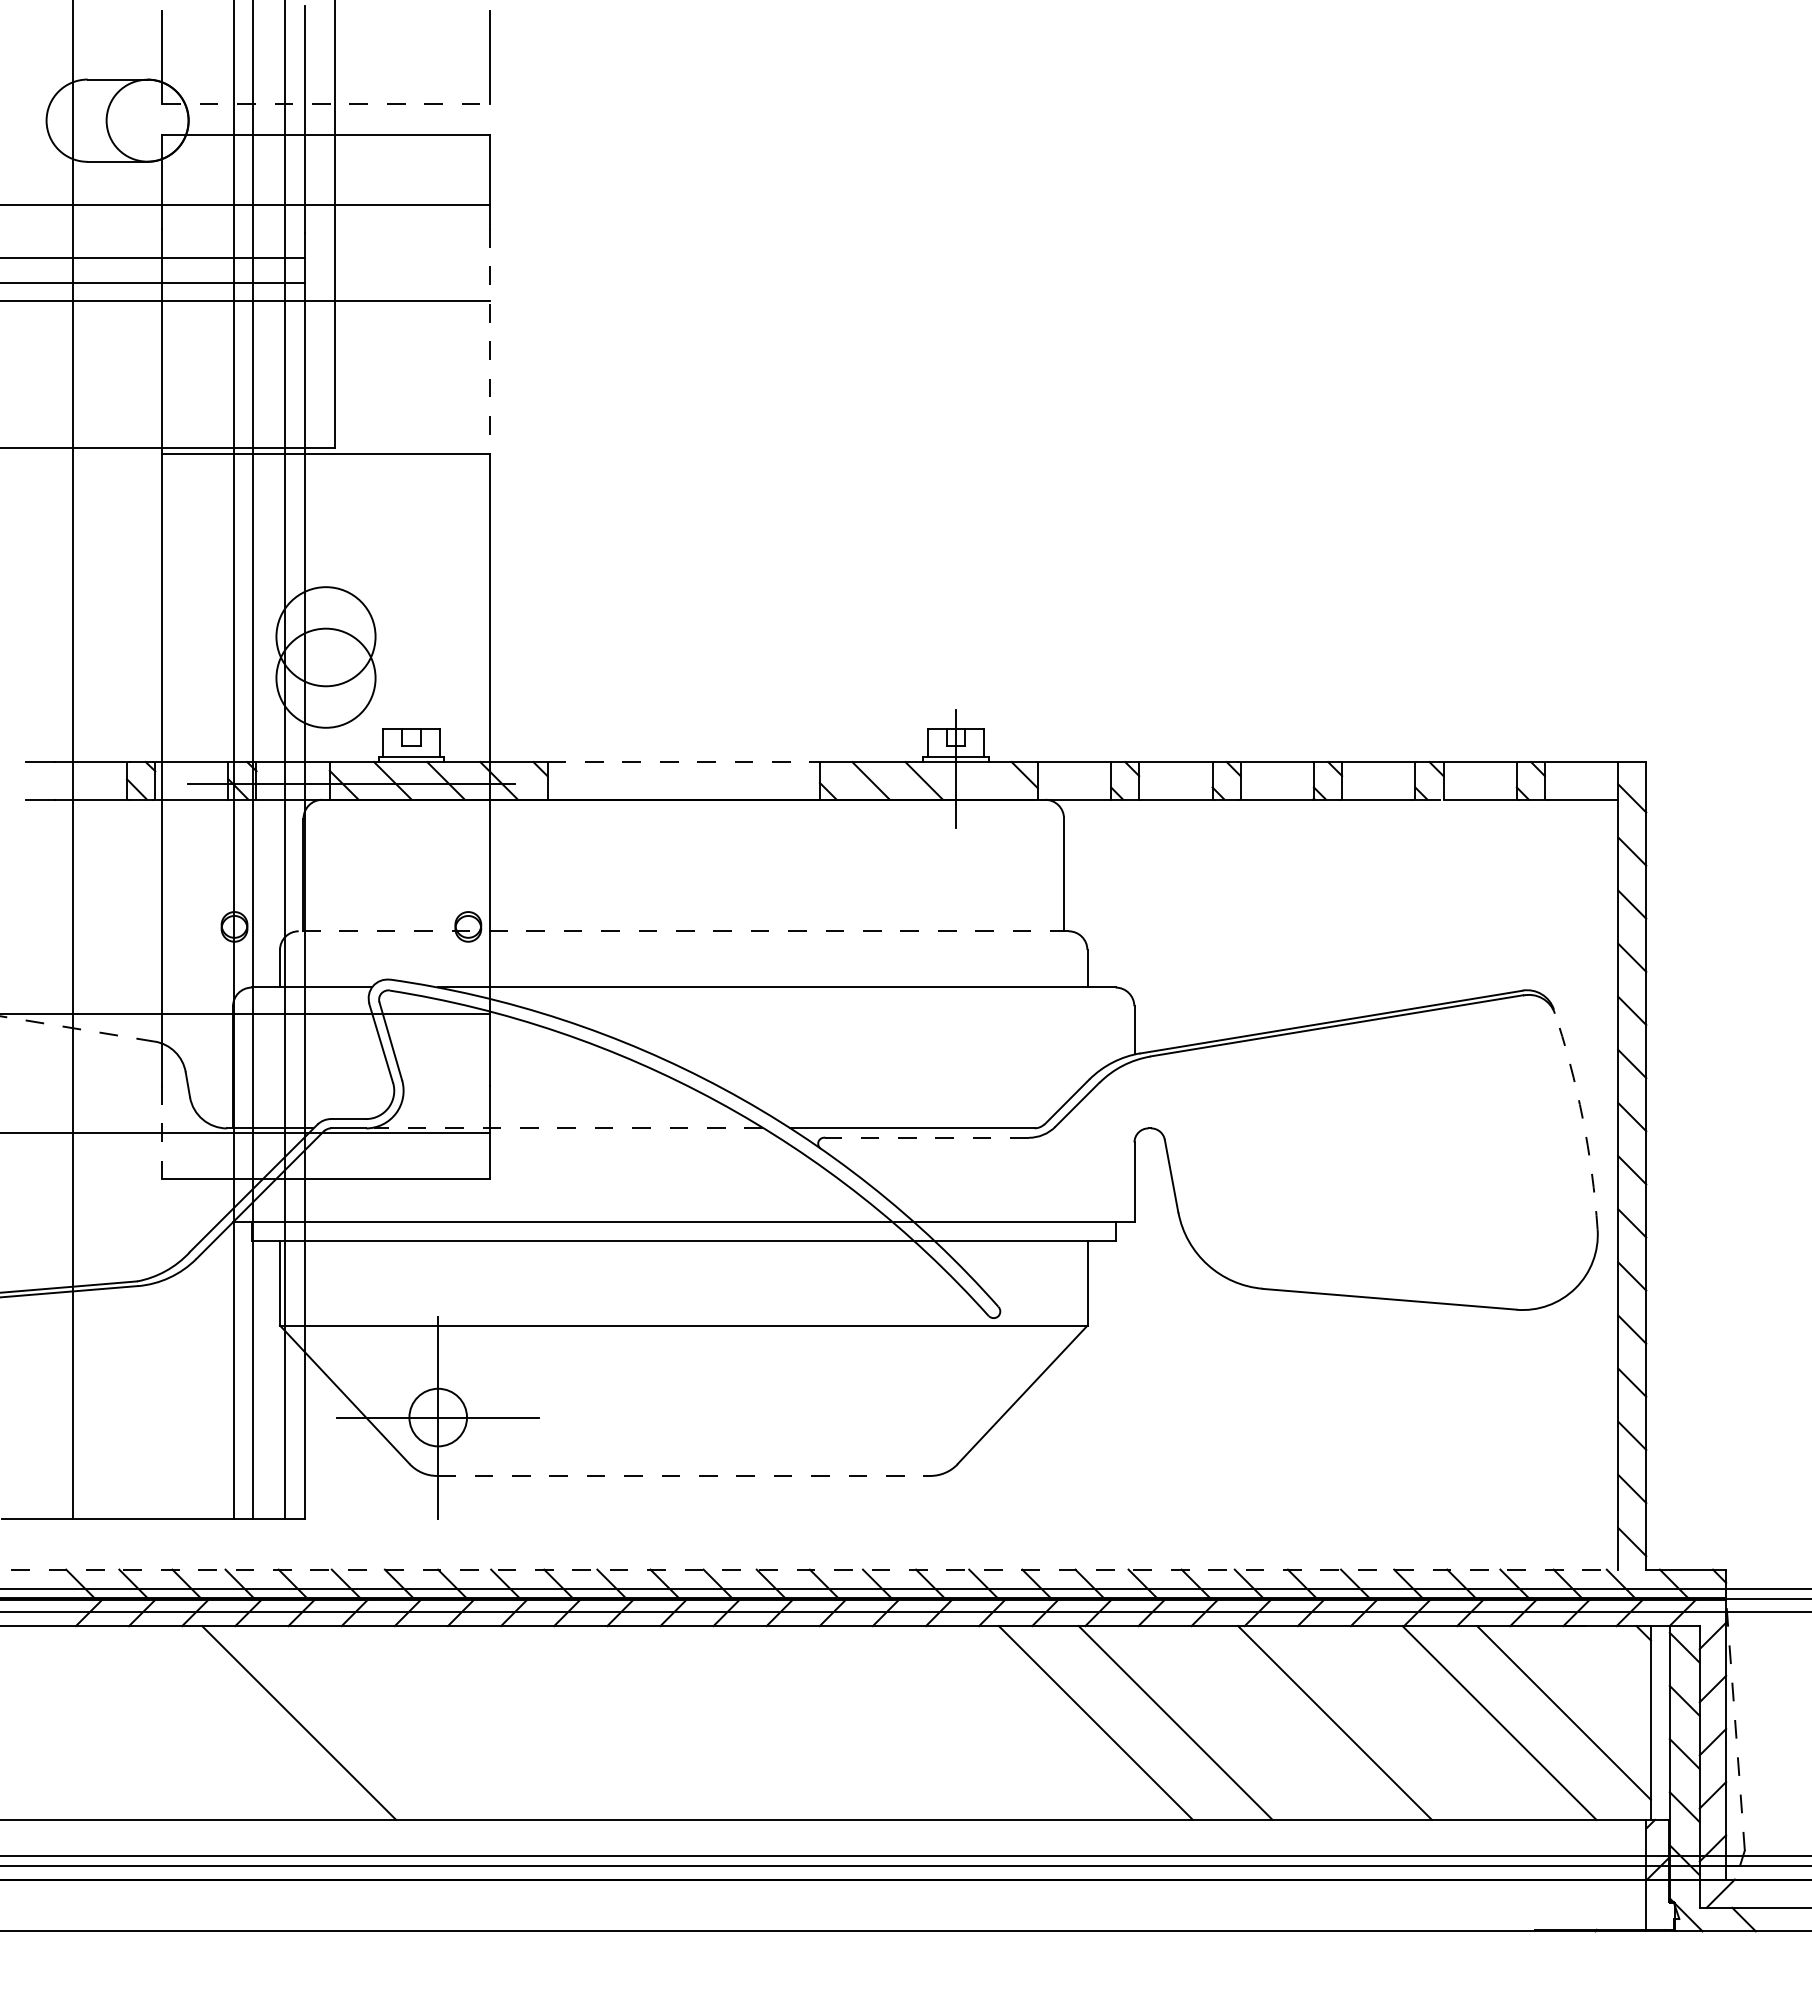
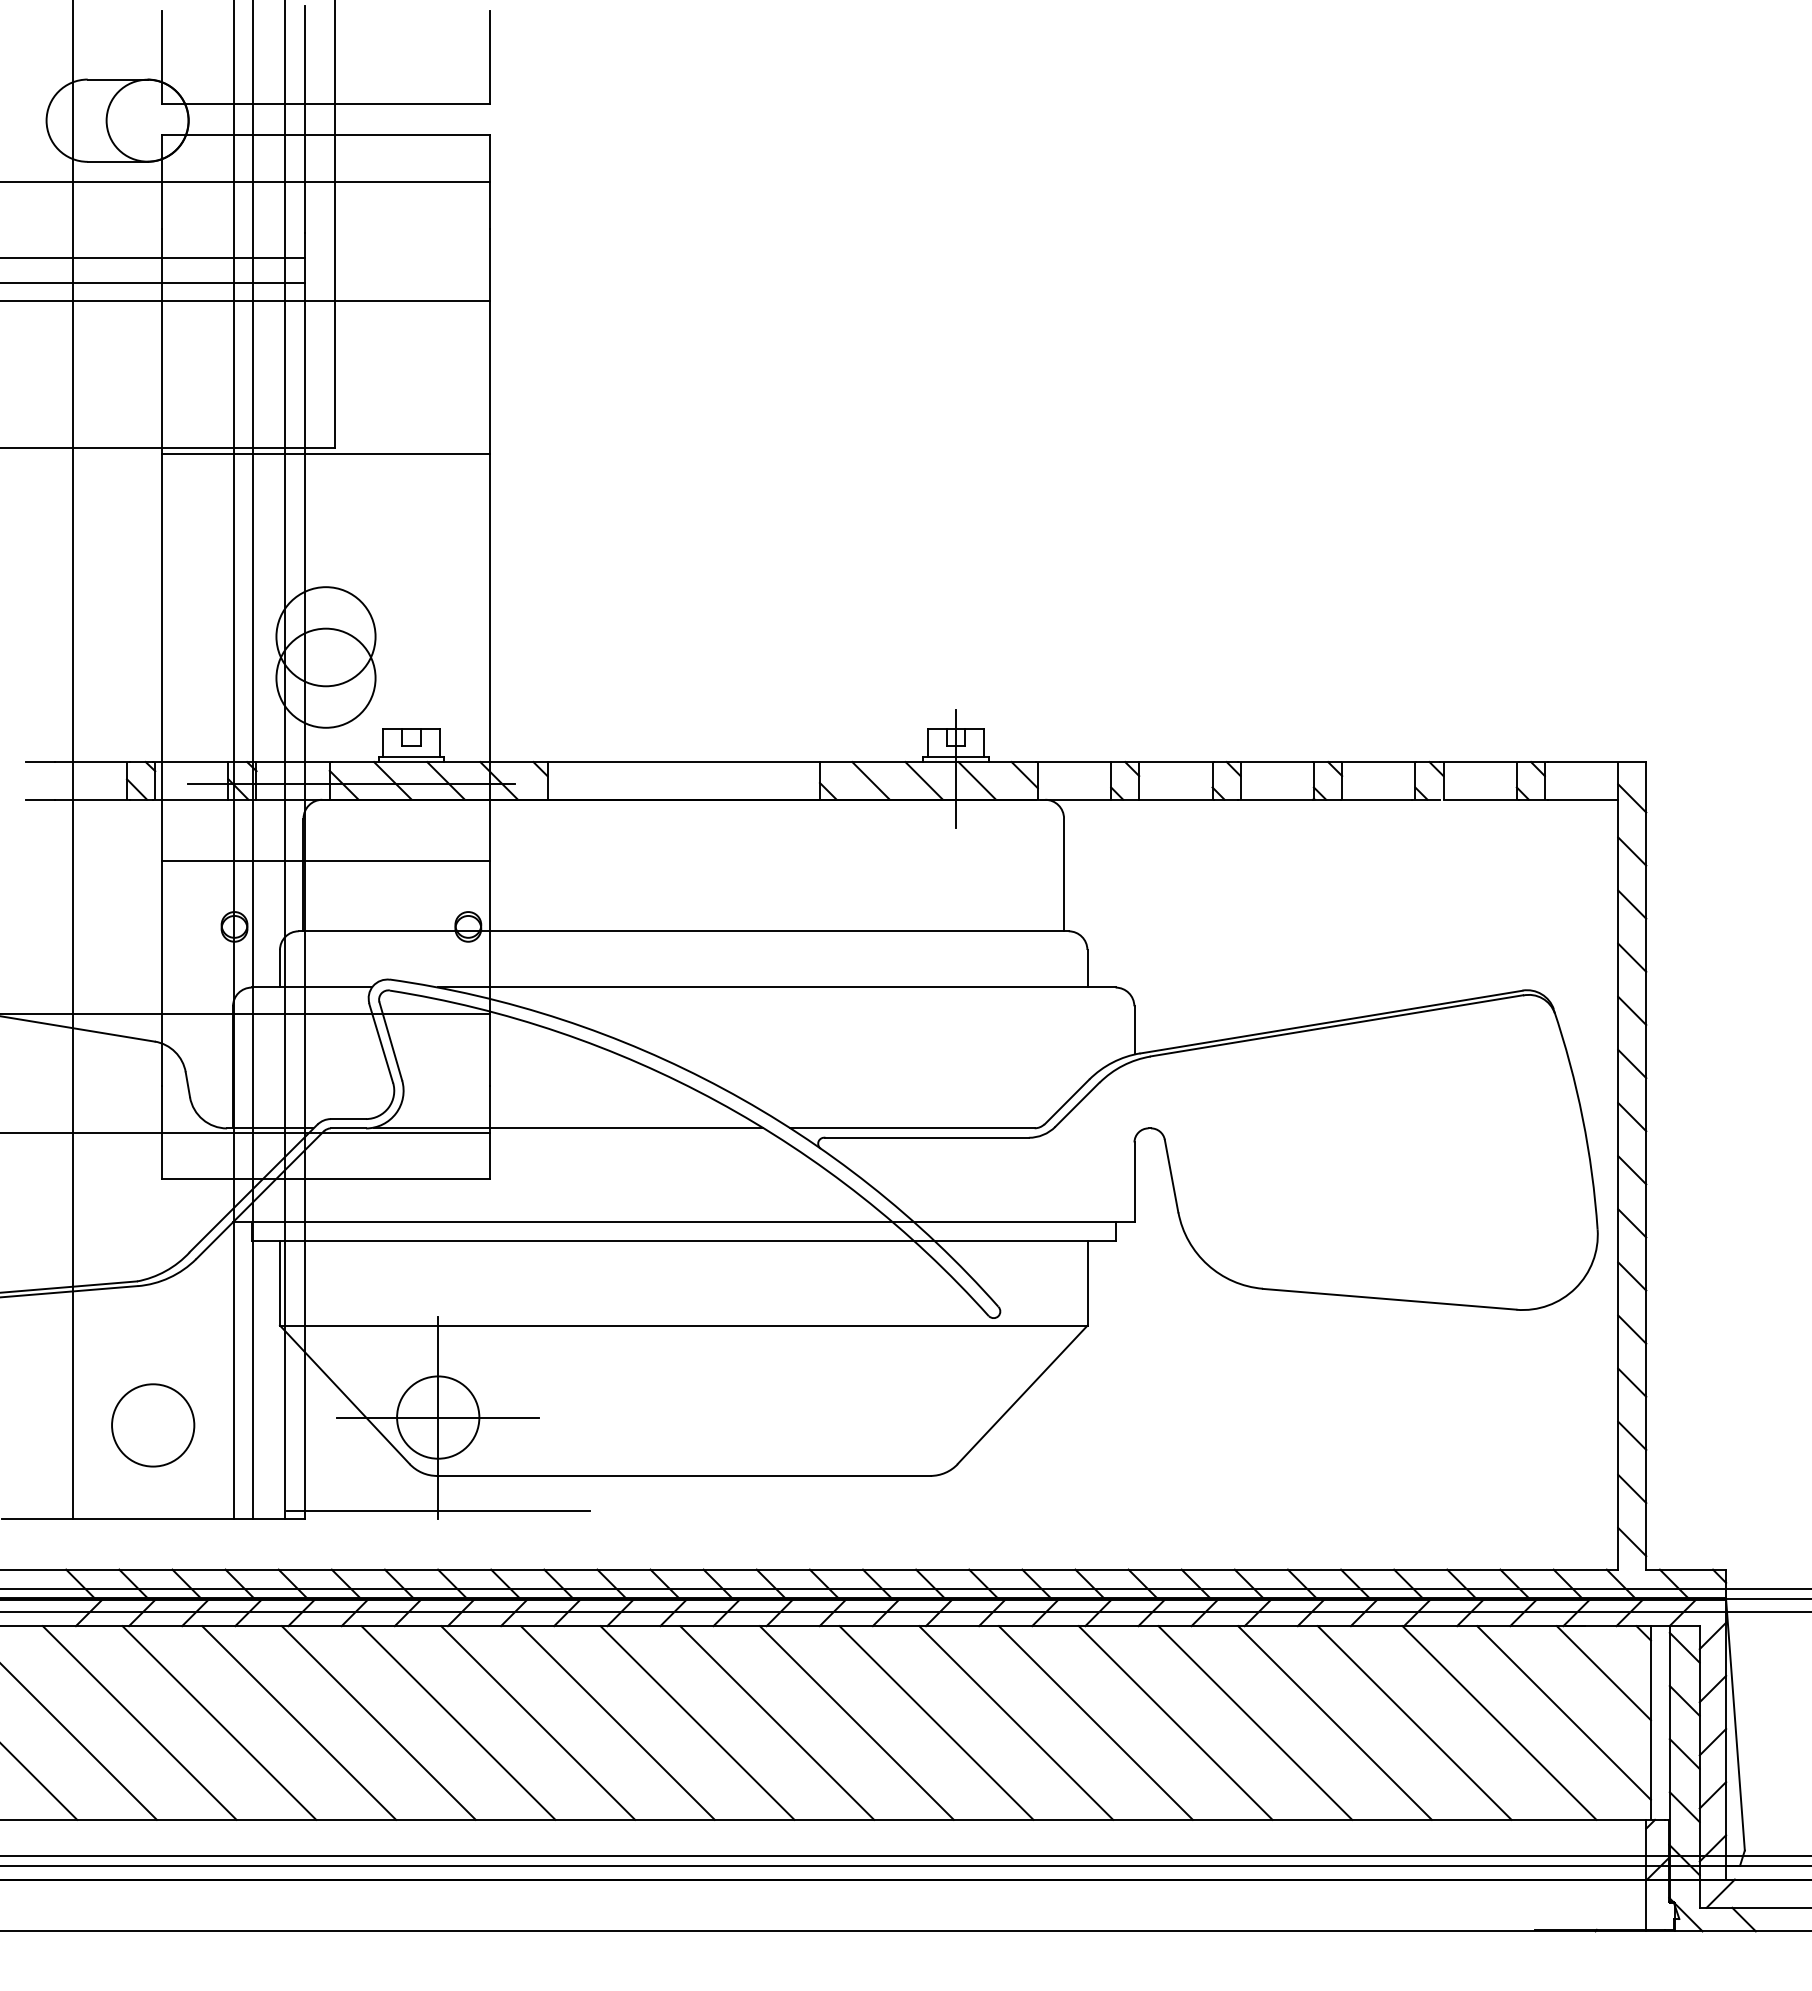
line: dashed -> solid (326, 104)
line position: (245, 205) -> (245, 182) (245, 182)
line: dashed -> solid (489, 341)
line: dashed -> solid (684, 762)
line: none -> present (976, 780)
line: none -> present (325, 861)
line: dashed -> solid (683, 931)
line: dashed -> solid (76, 1028)
arc: dashed -> solid (1582, 1118)
line: dashed -> solid (568, 1128)
line: dashed -> solid (162, 1132)
line: dashed -> solid (926, 1137)
circle diameter: 58 px -> 82 px (438, 1417)
circle: none -> present (153, 1425)
line: dashed -> solid (683, 1475)
line: none -> present (437, 1511)
line: dashed -> solid (809, 1569)
line: none -> present (1603, 1673)
line: none -> present (139, 1722)
line: none -> present (219, 1722)
line: none -> present (378, 1722)
line: none -> present (458, 1722)
line: none -> present (538, 1722)
line: none -> present (617, 1722)
line: none -> present (697, 1722)
line: none -> present (777, 1722)
line: none -> present (856, 1722)
line: none -> present (936, 1722)
line: none -> present (1016, 1722)
line: none -> present (1255, 1722)
line: none -> present (1414, 1722)
line: dashed -> solid (1735, 1725)
line: none -> present (79, 1742)
line: none -> present (39, 1781)
